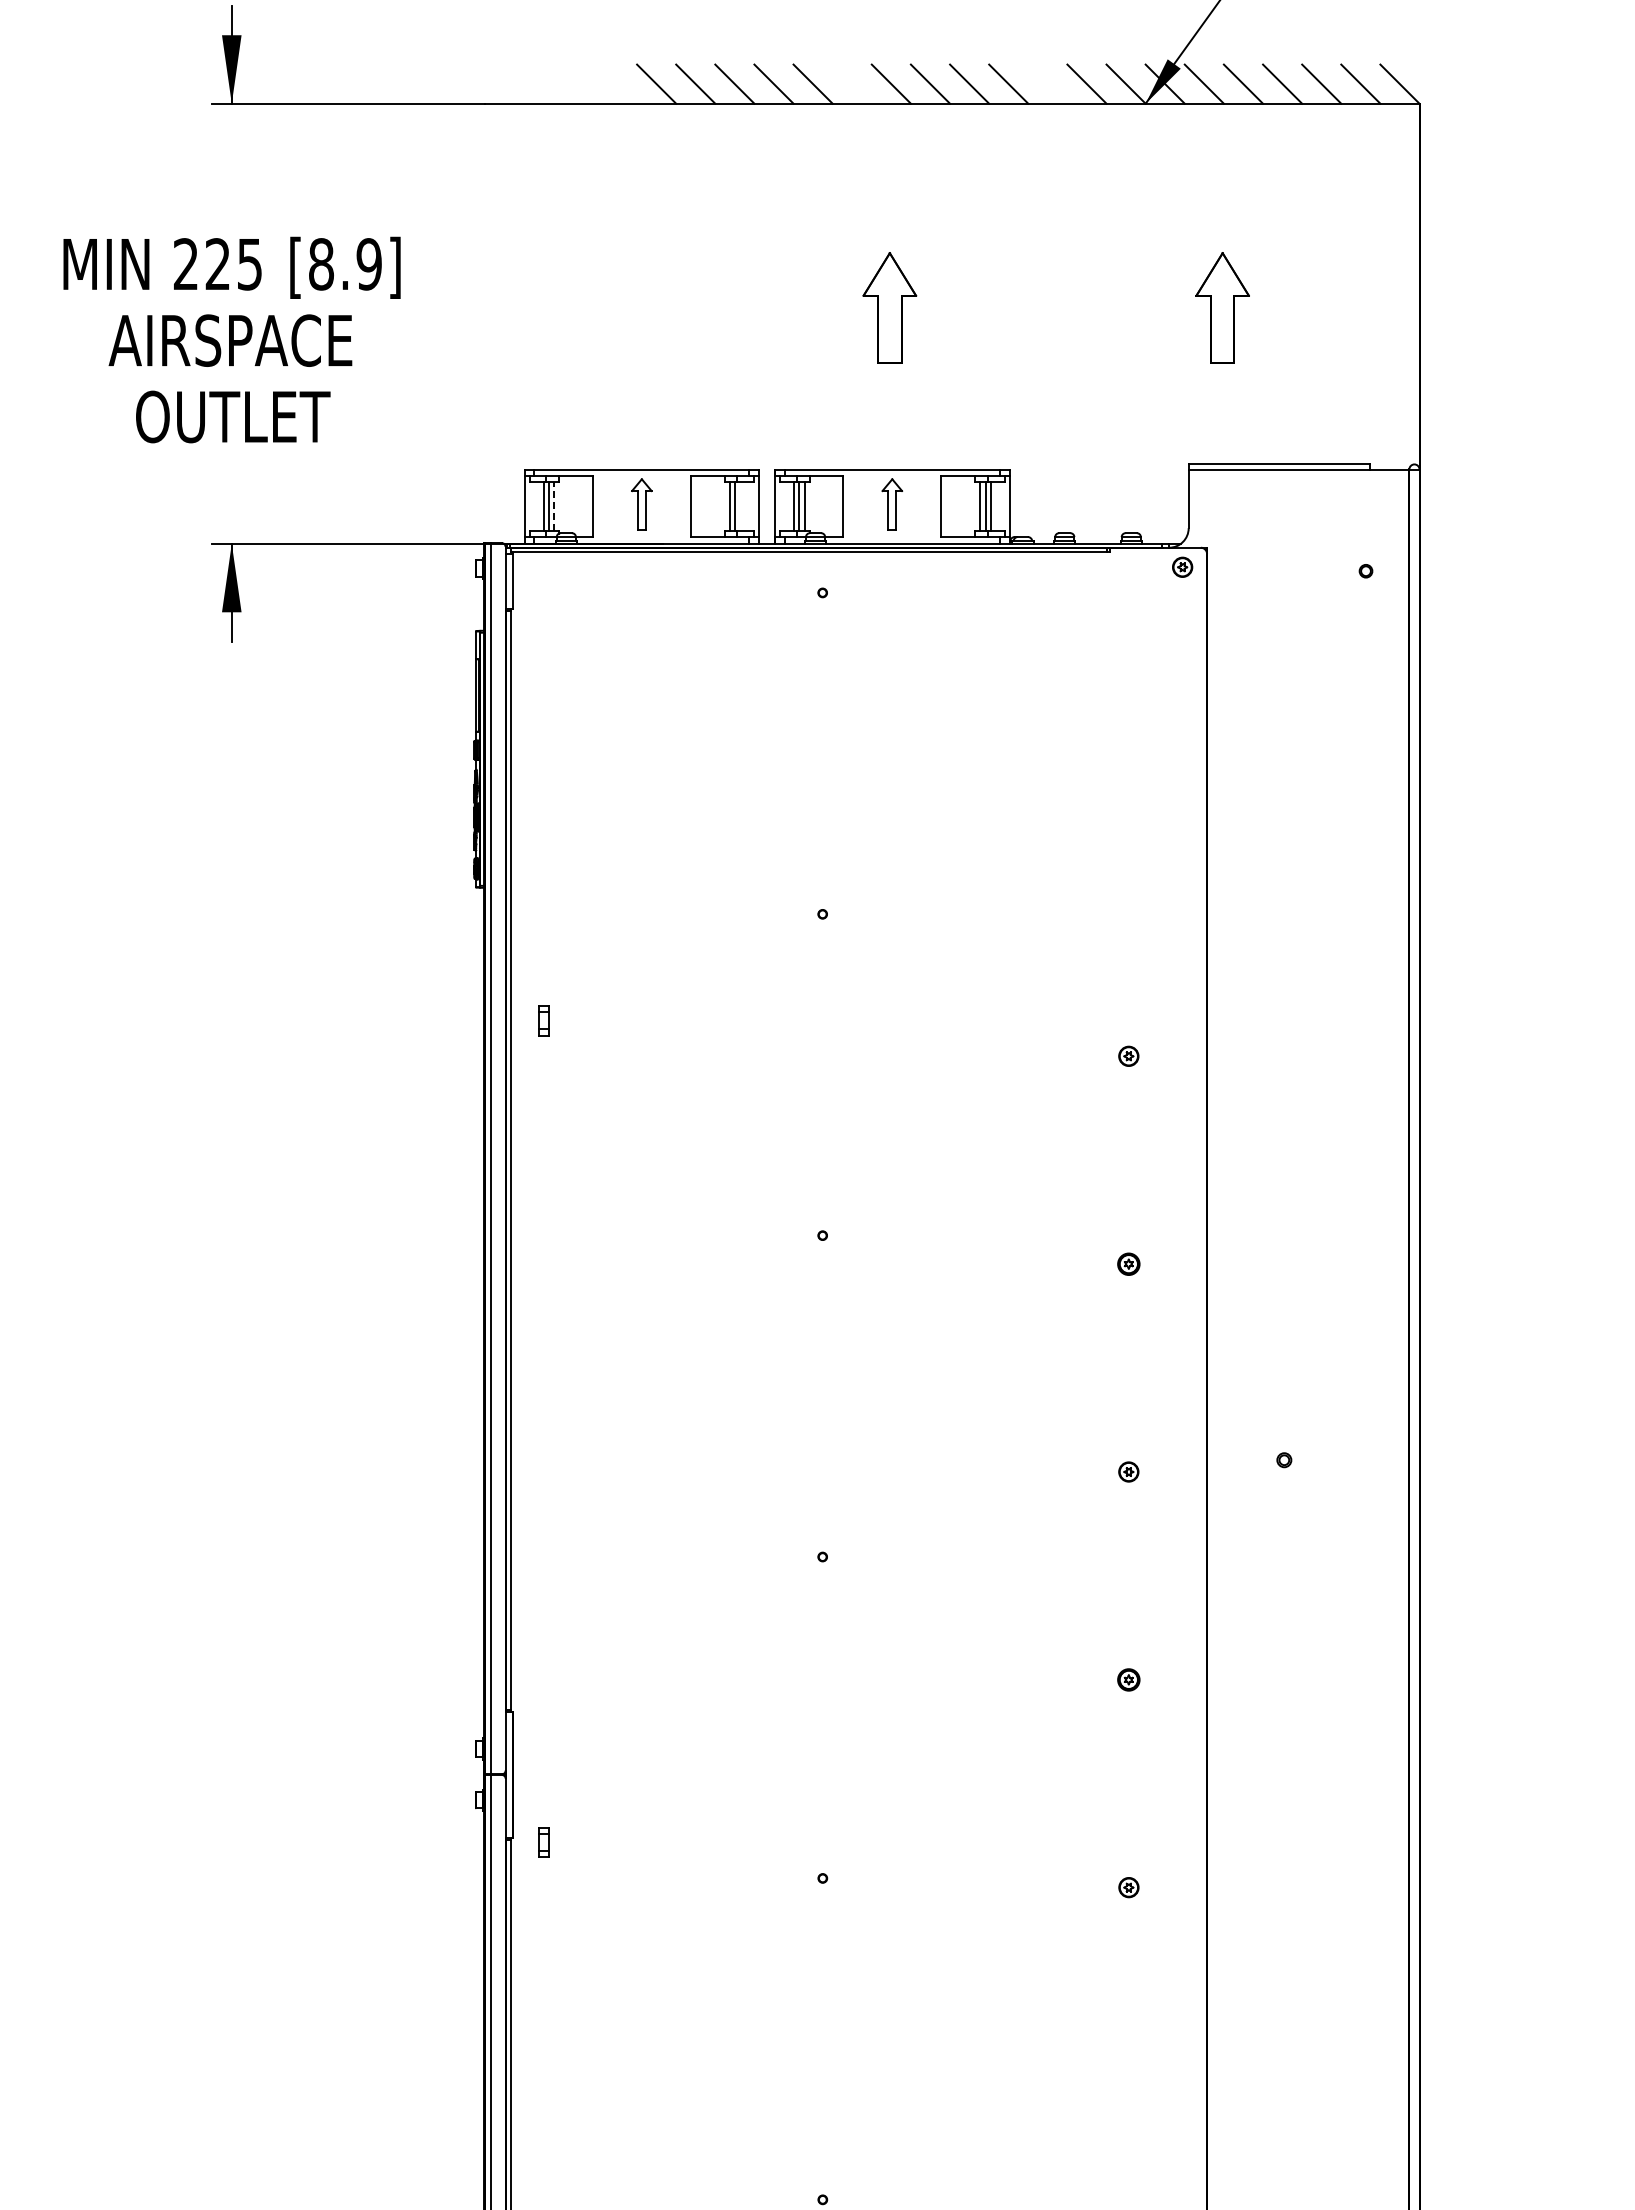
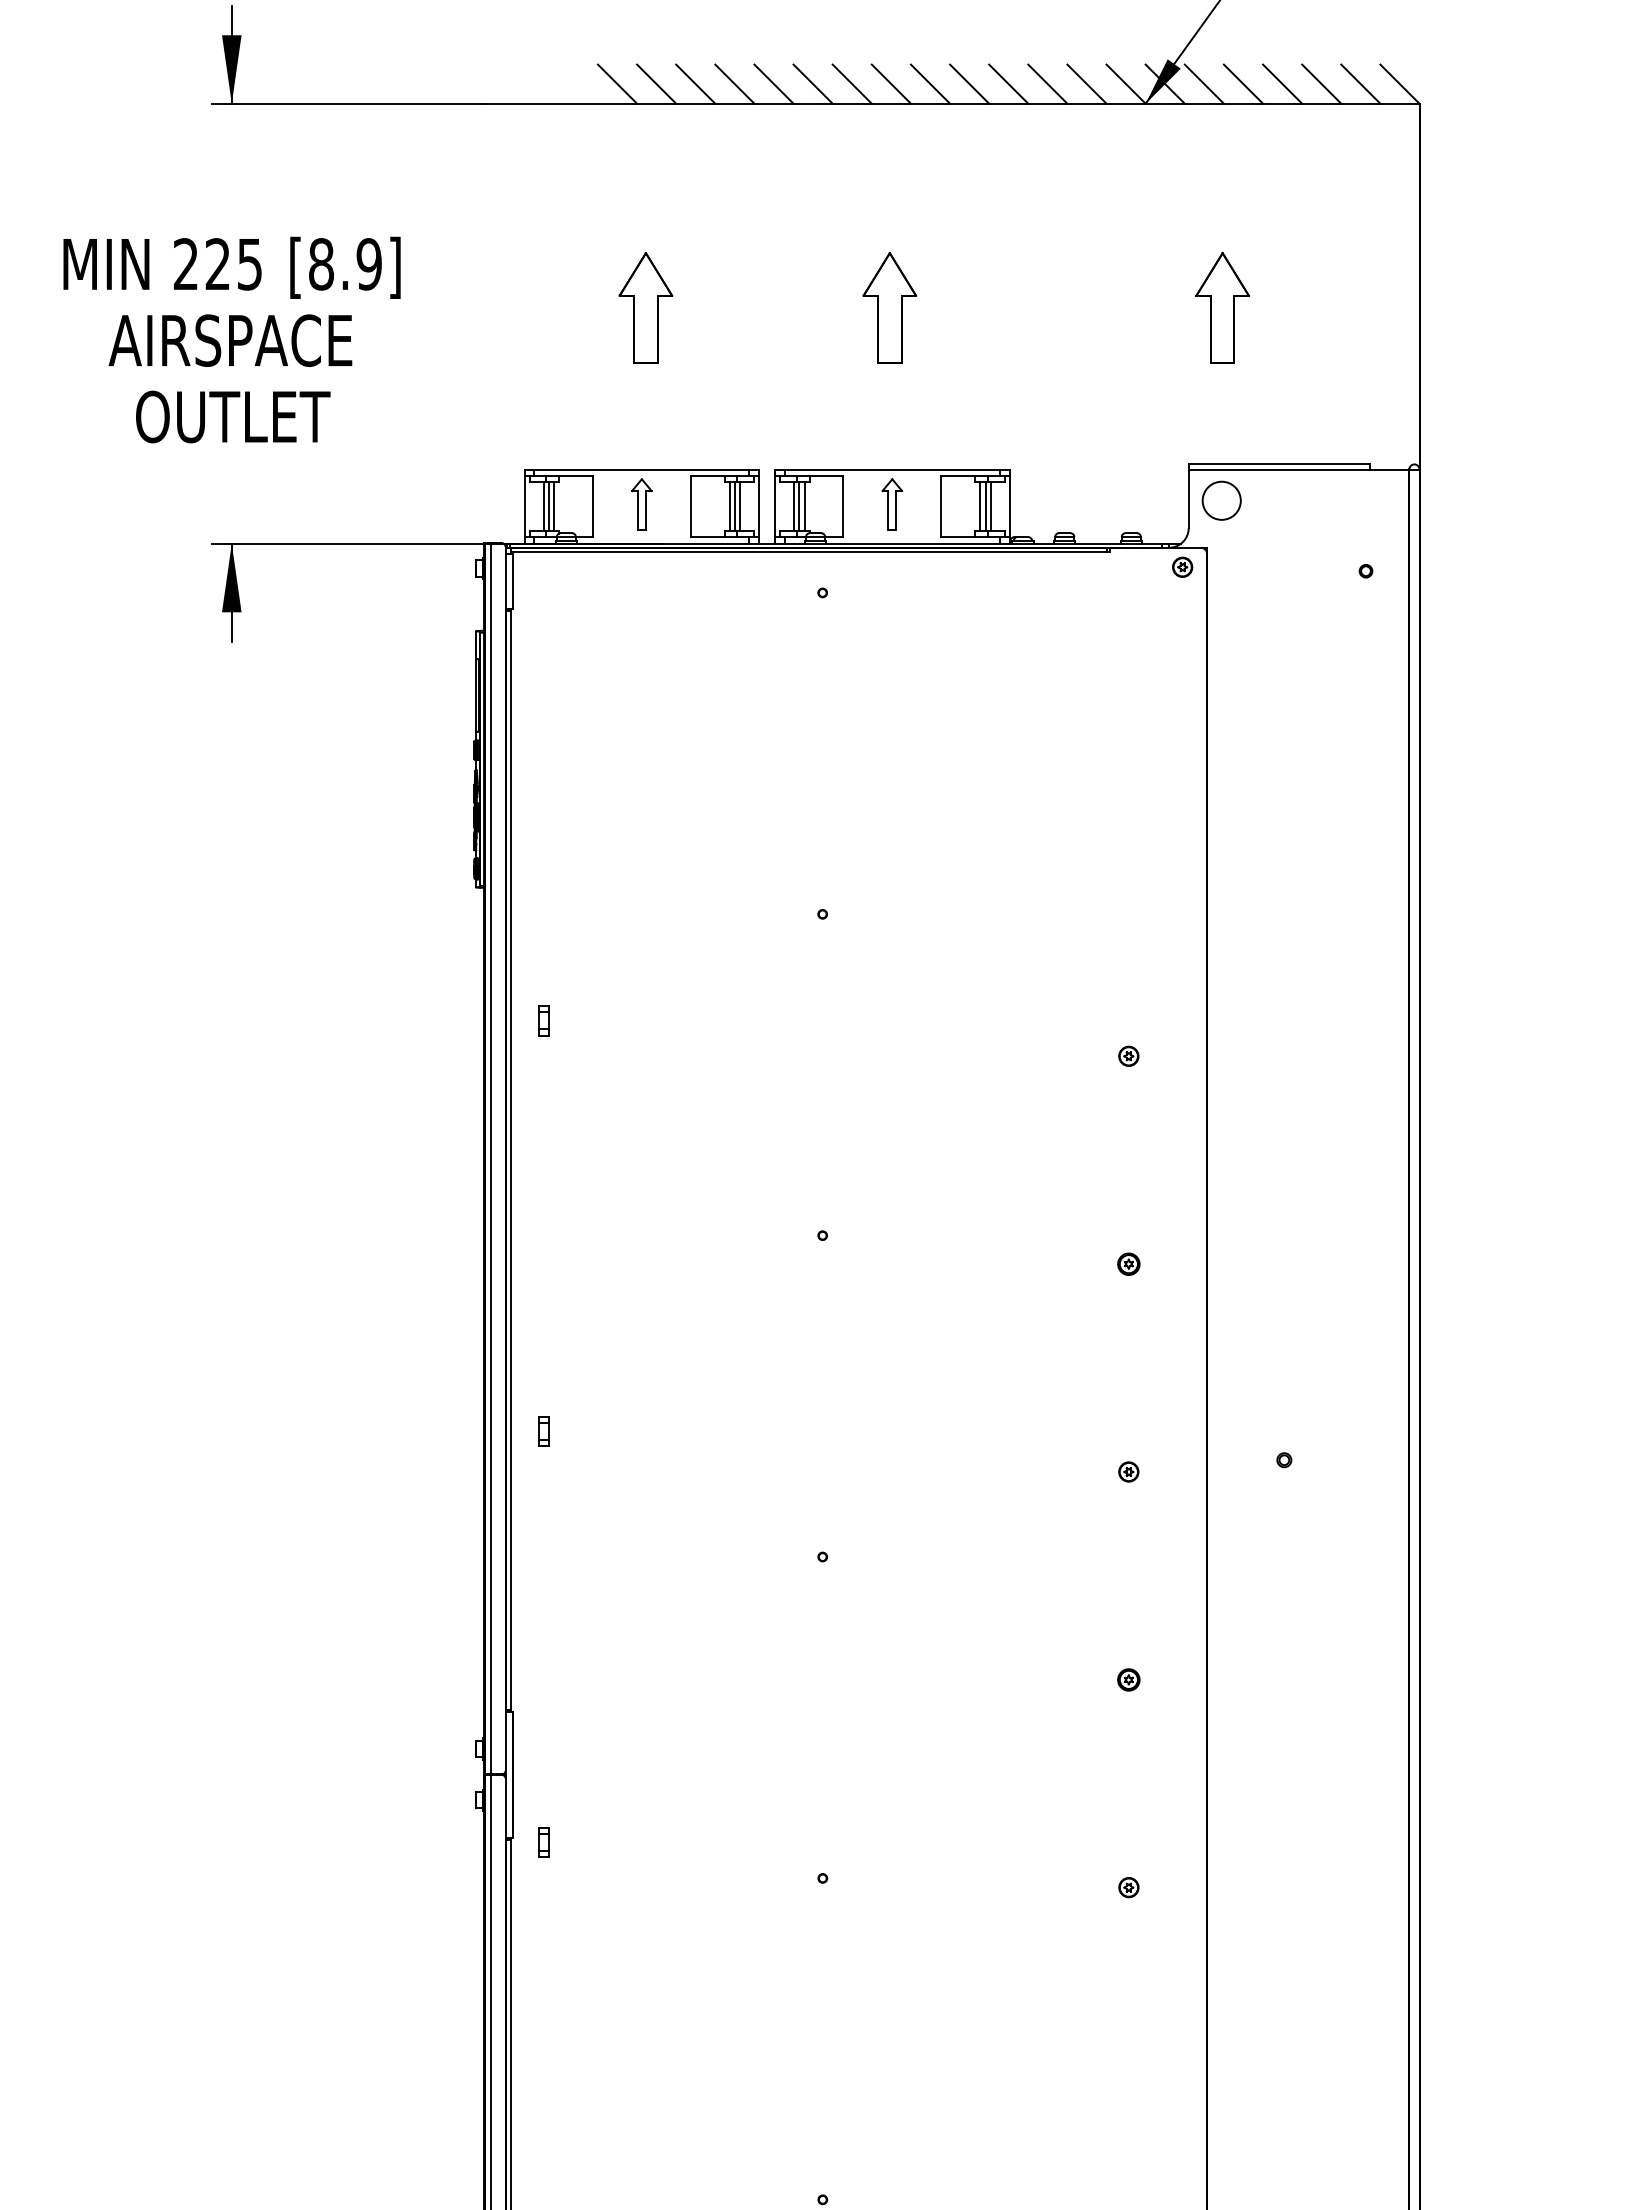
line: none -> present (617, 83)
line: none -> present (851, 83)
line: none -> present (1047, 83)
part: none -> present (645, 307)
circle: none -> present (1221, 500)
line: dashed -> solid (554, 506)
line: none -> present (740, 506)
part: none -> present (543, 1431)
